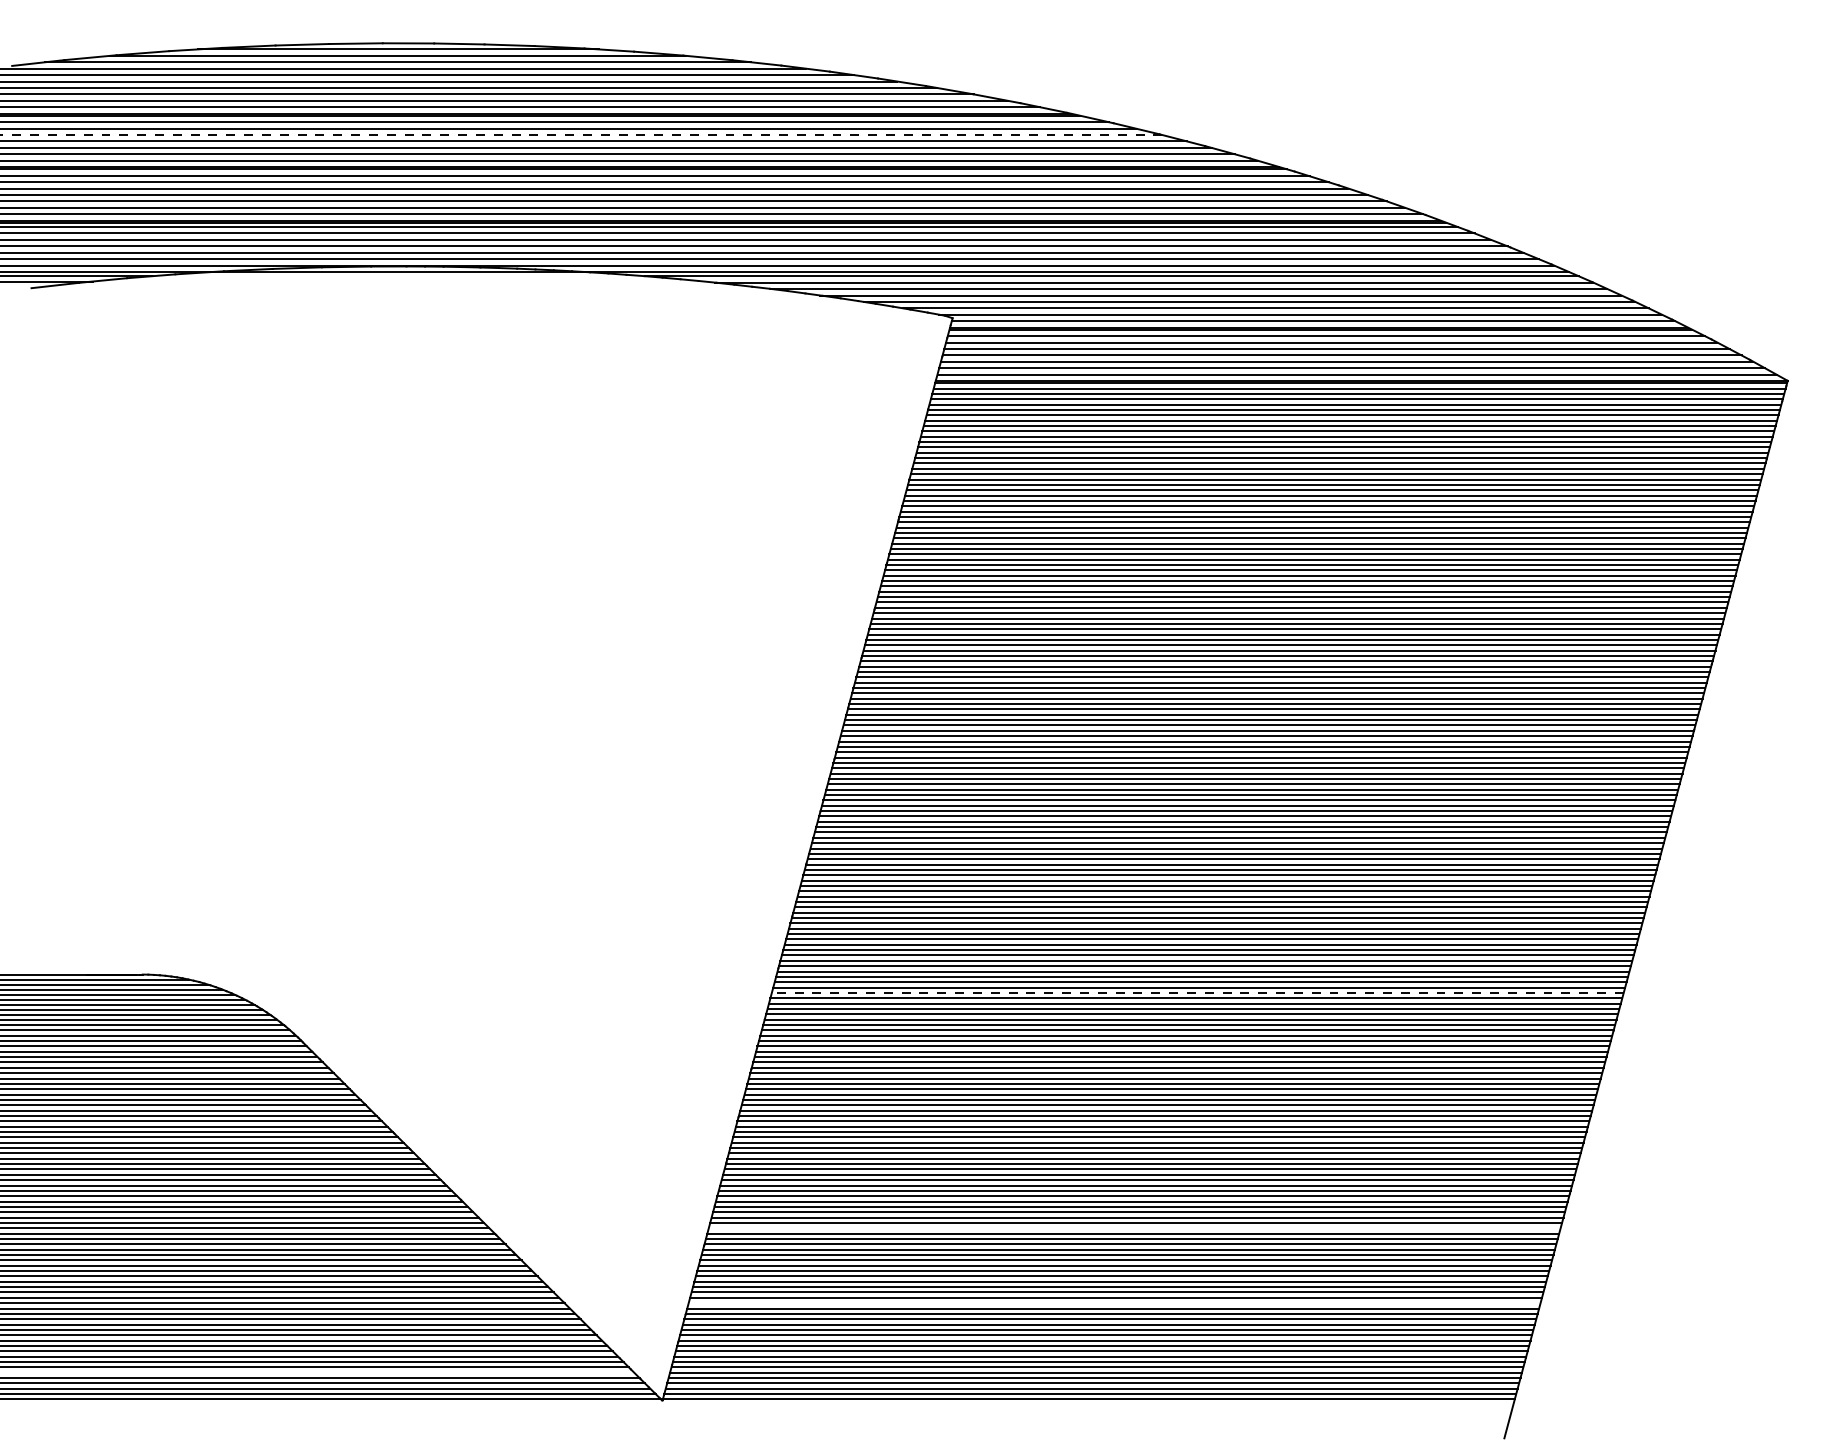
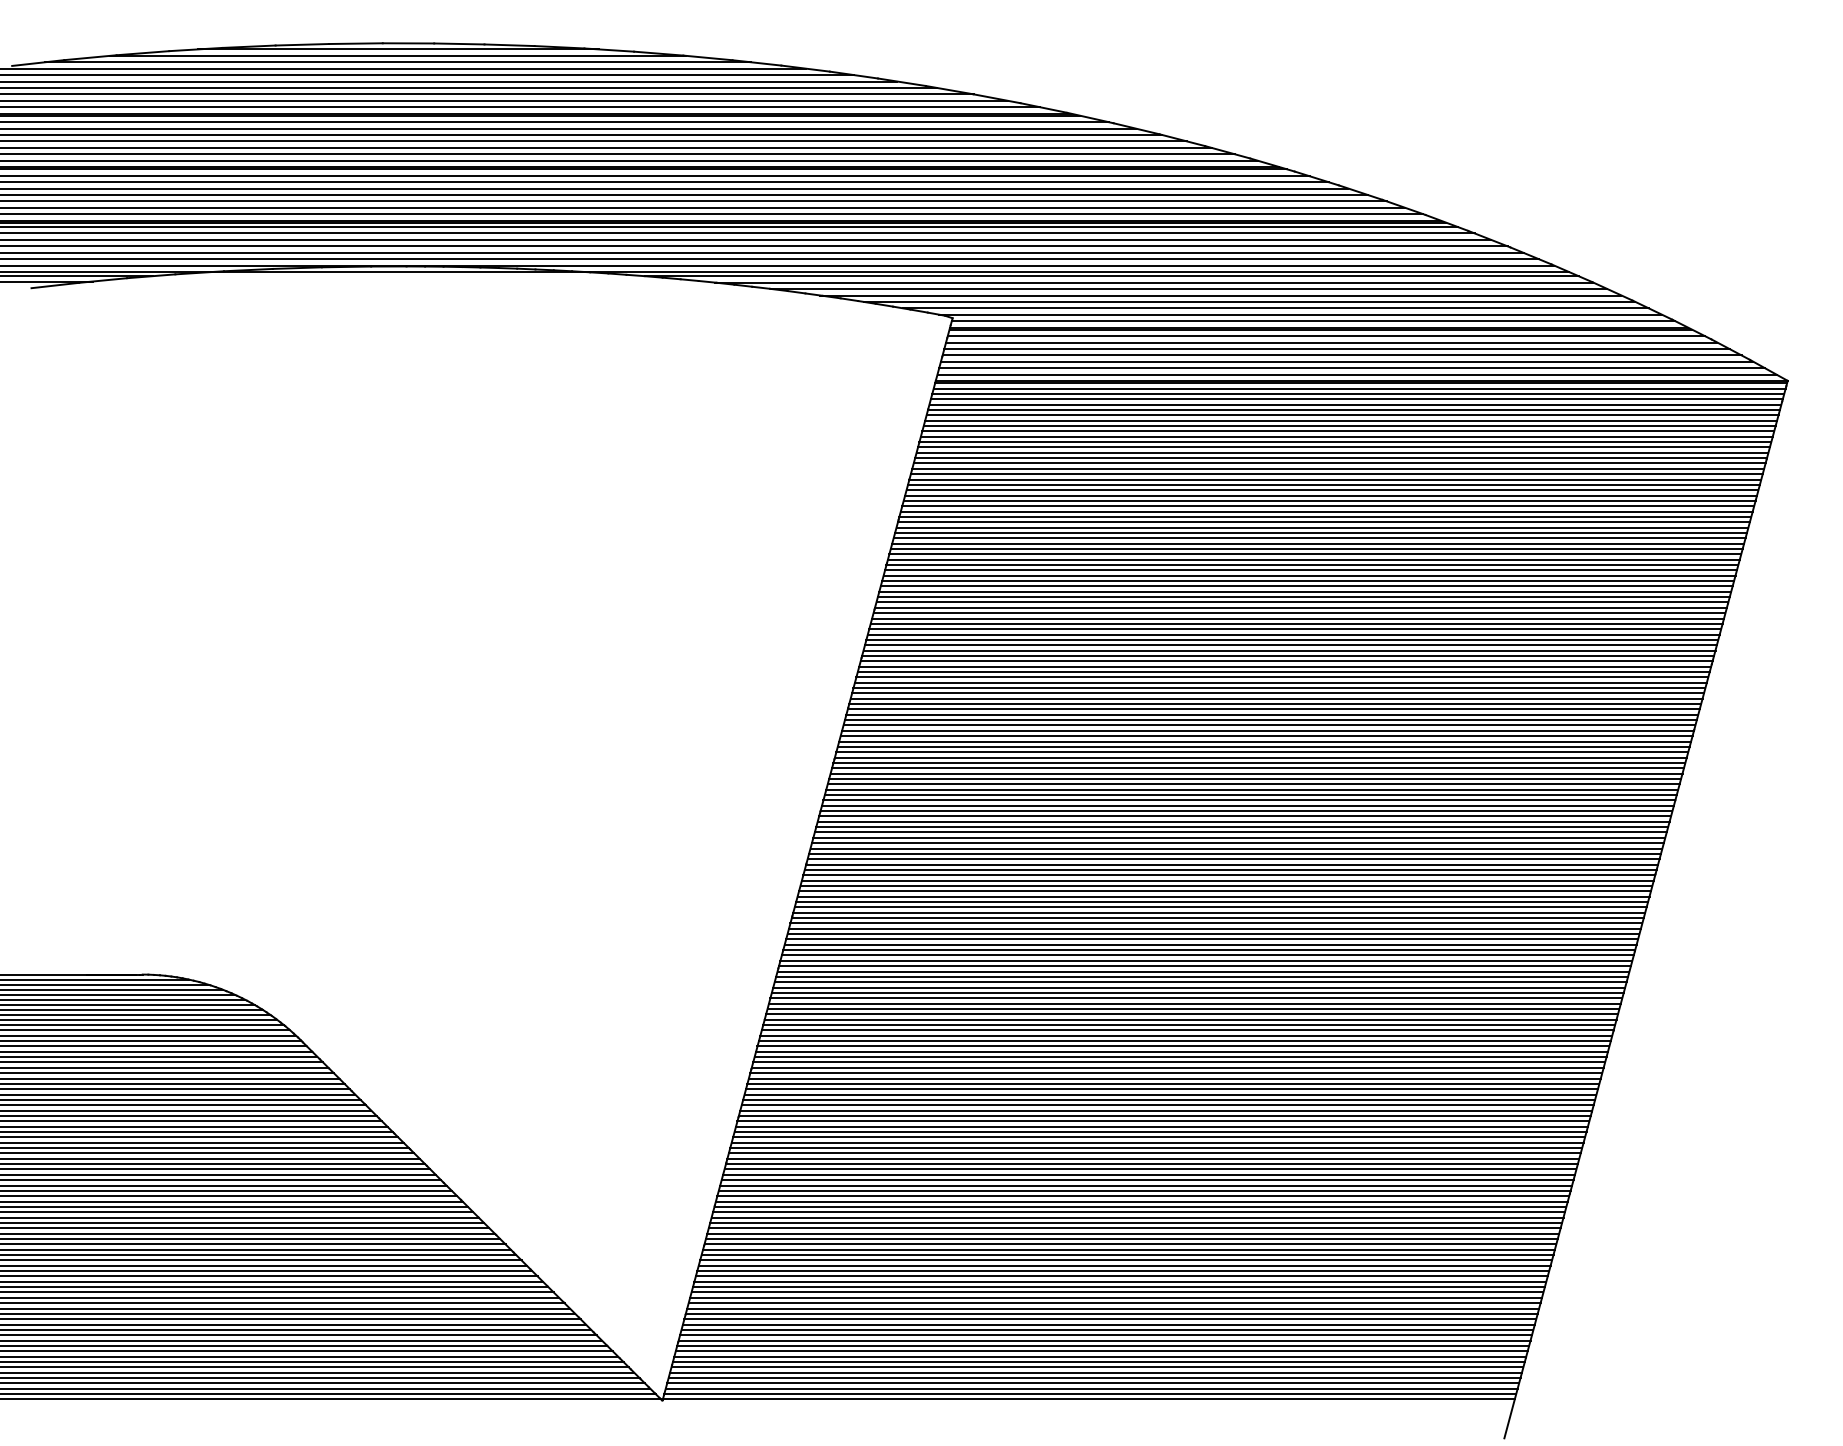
line: dashed -> solid (580, 135)
line: dashed -> solid (1197, 992)
line: none -> present (1134, 1228)
line: none -> present (1114, 1303)
line: none -> present (318, 1372)
